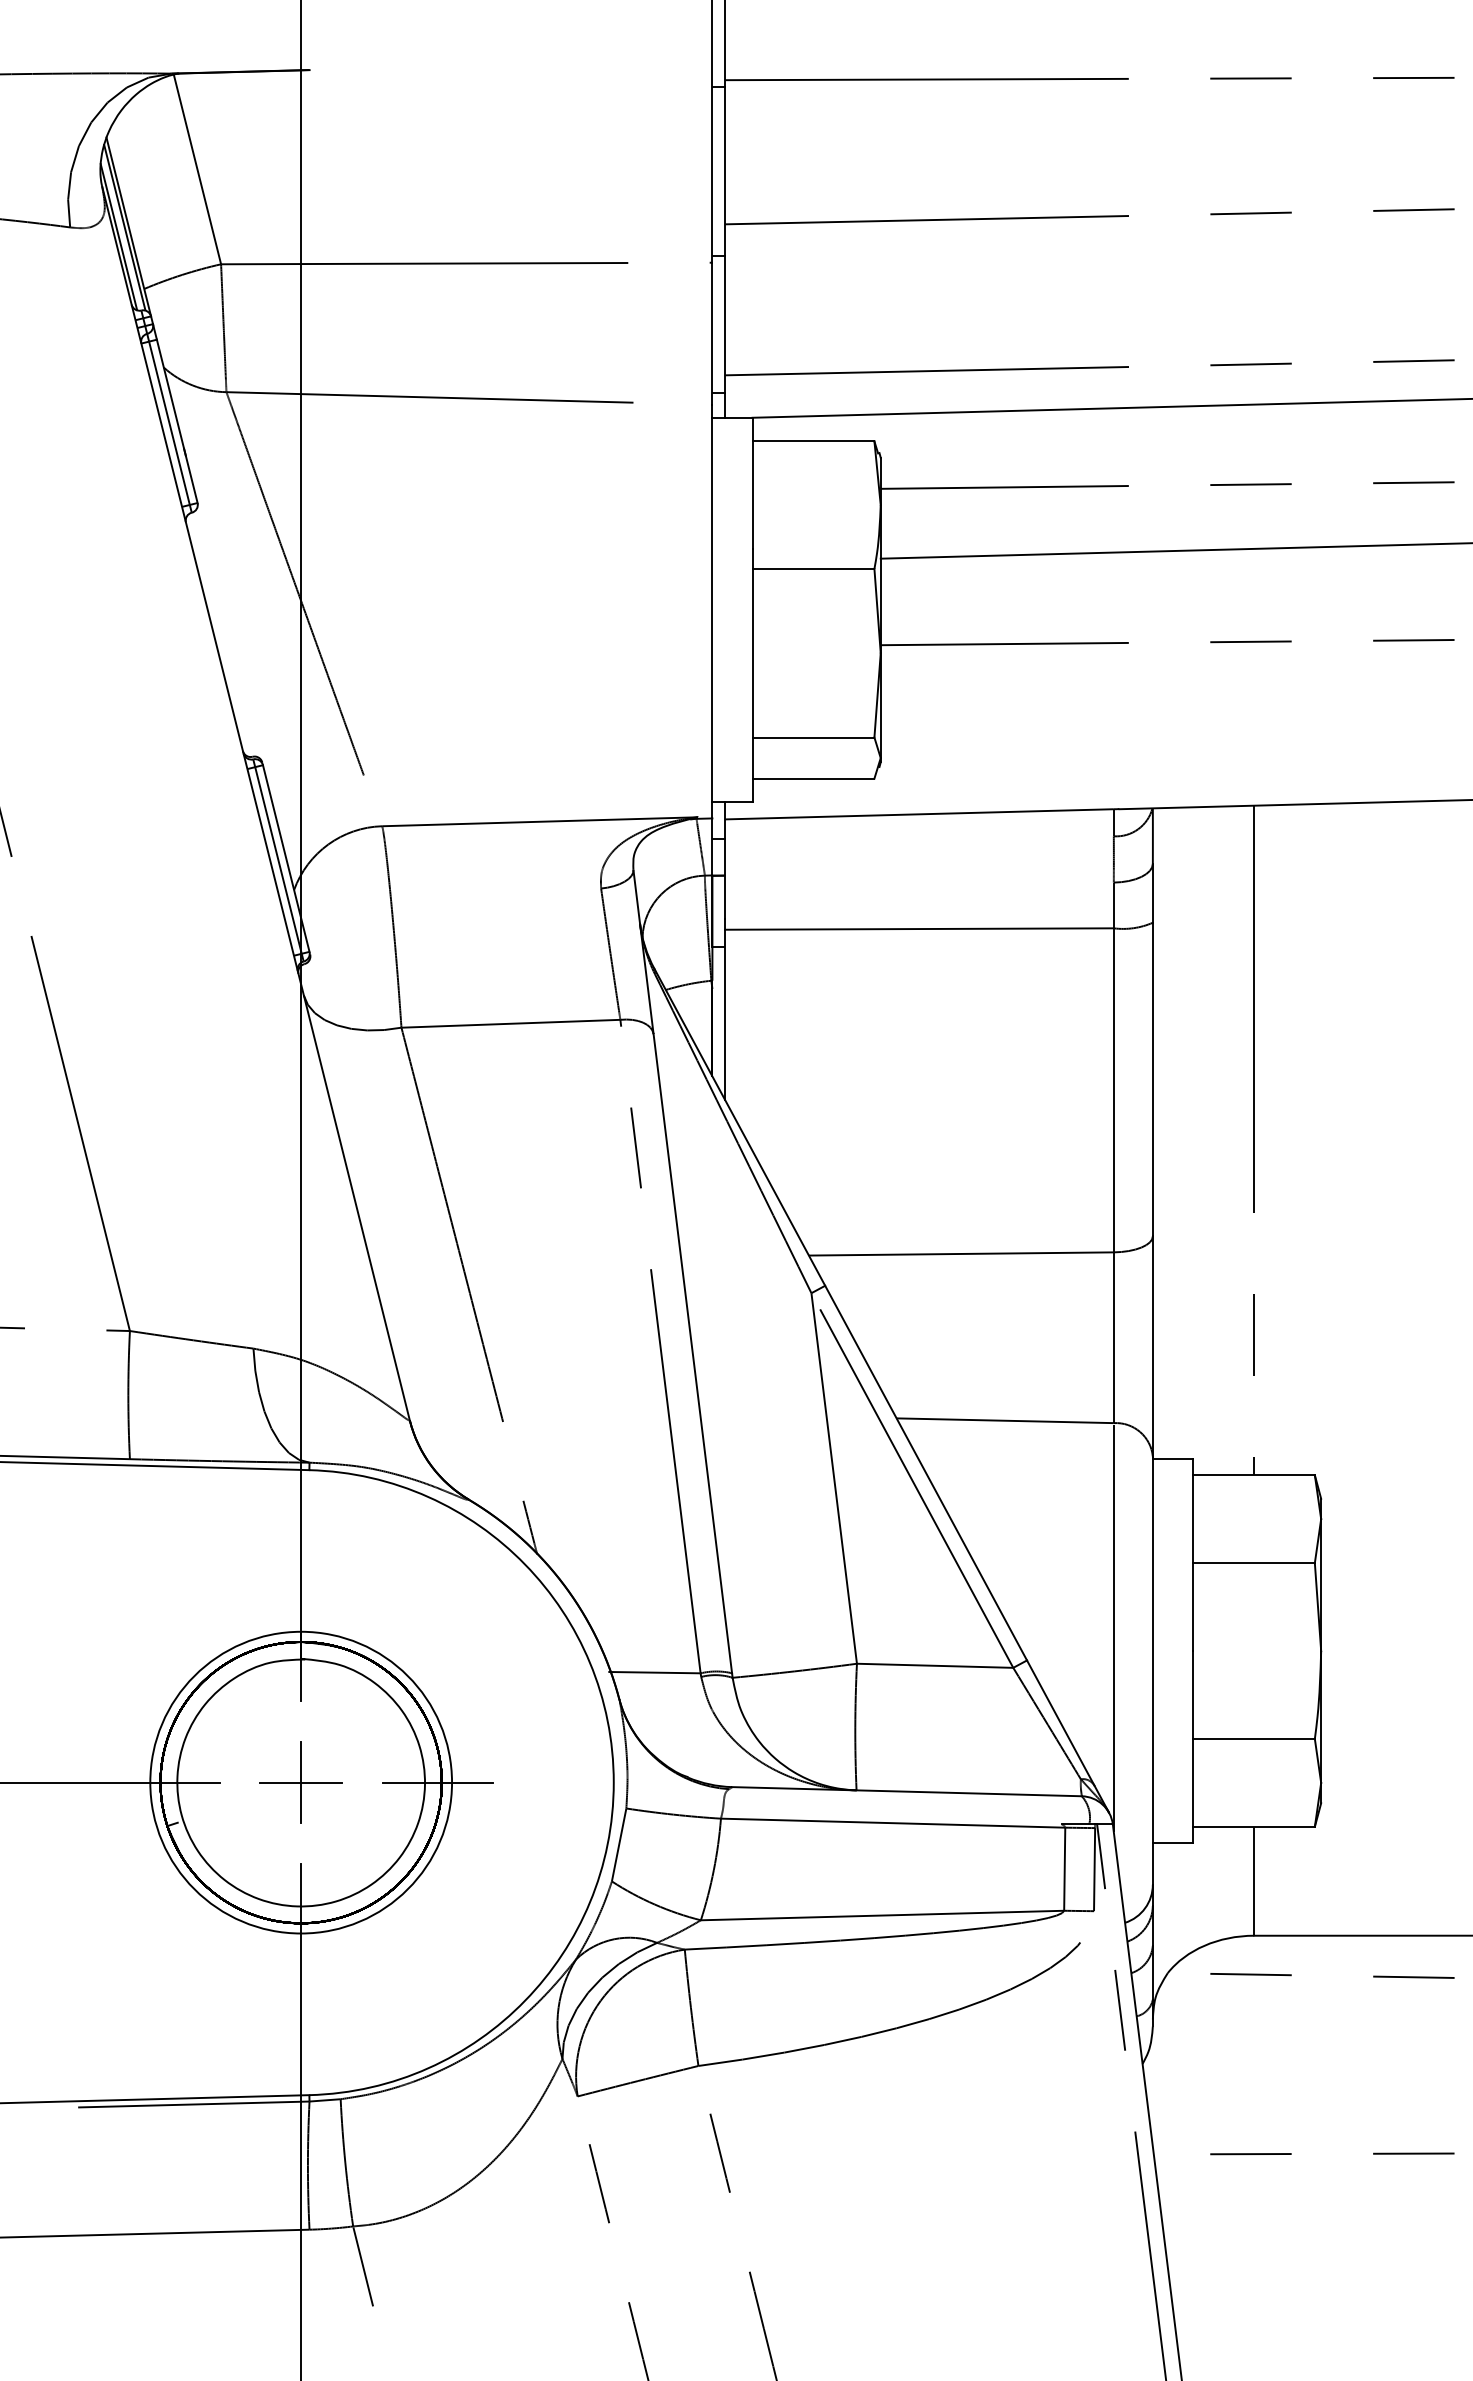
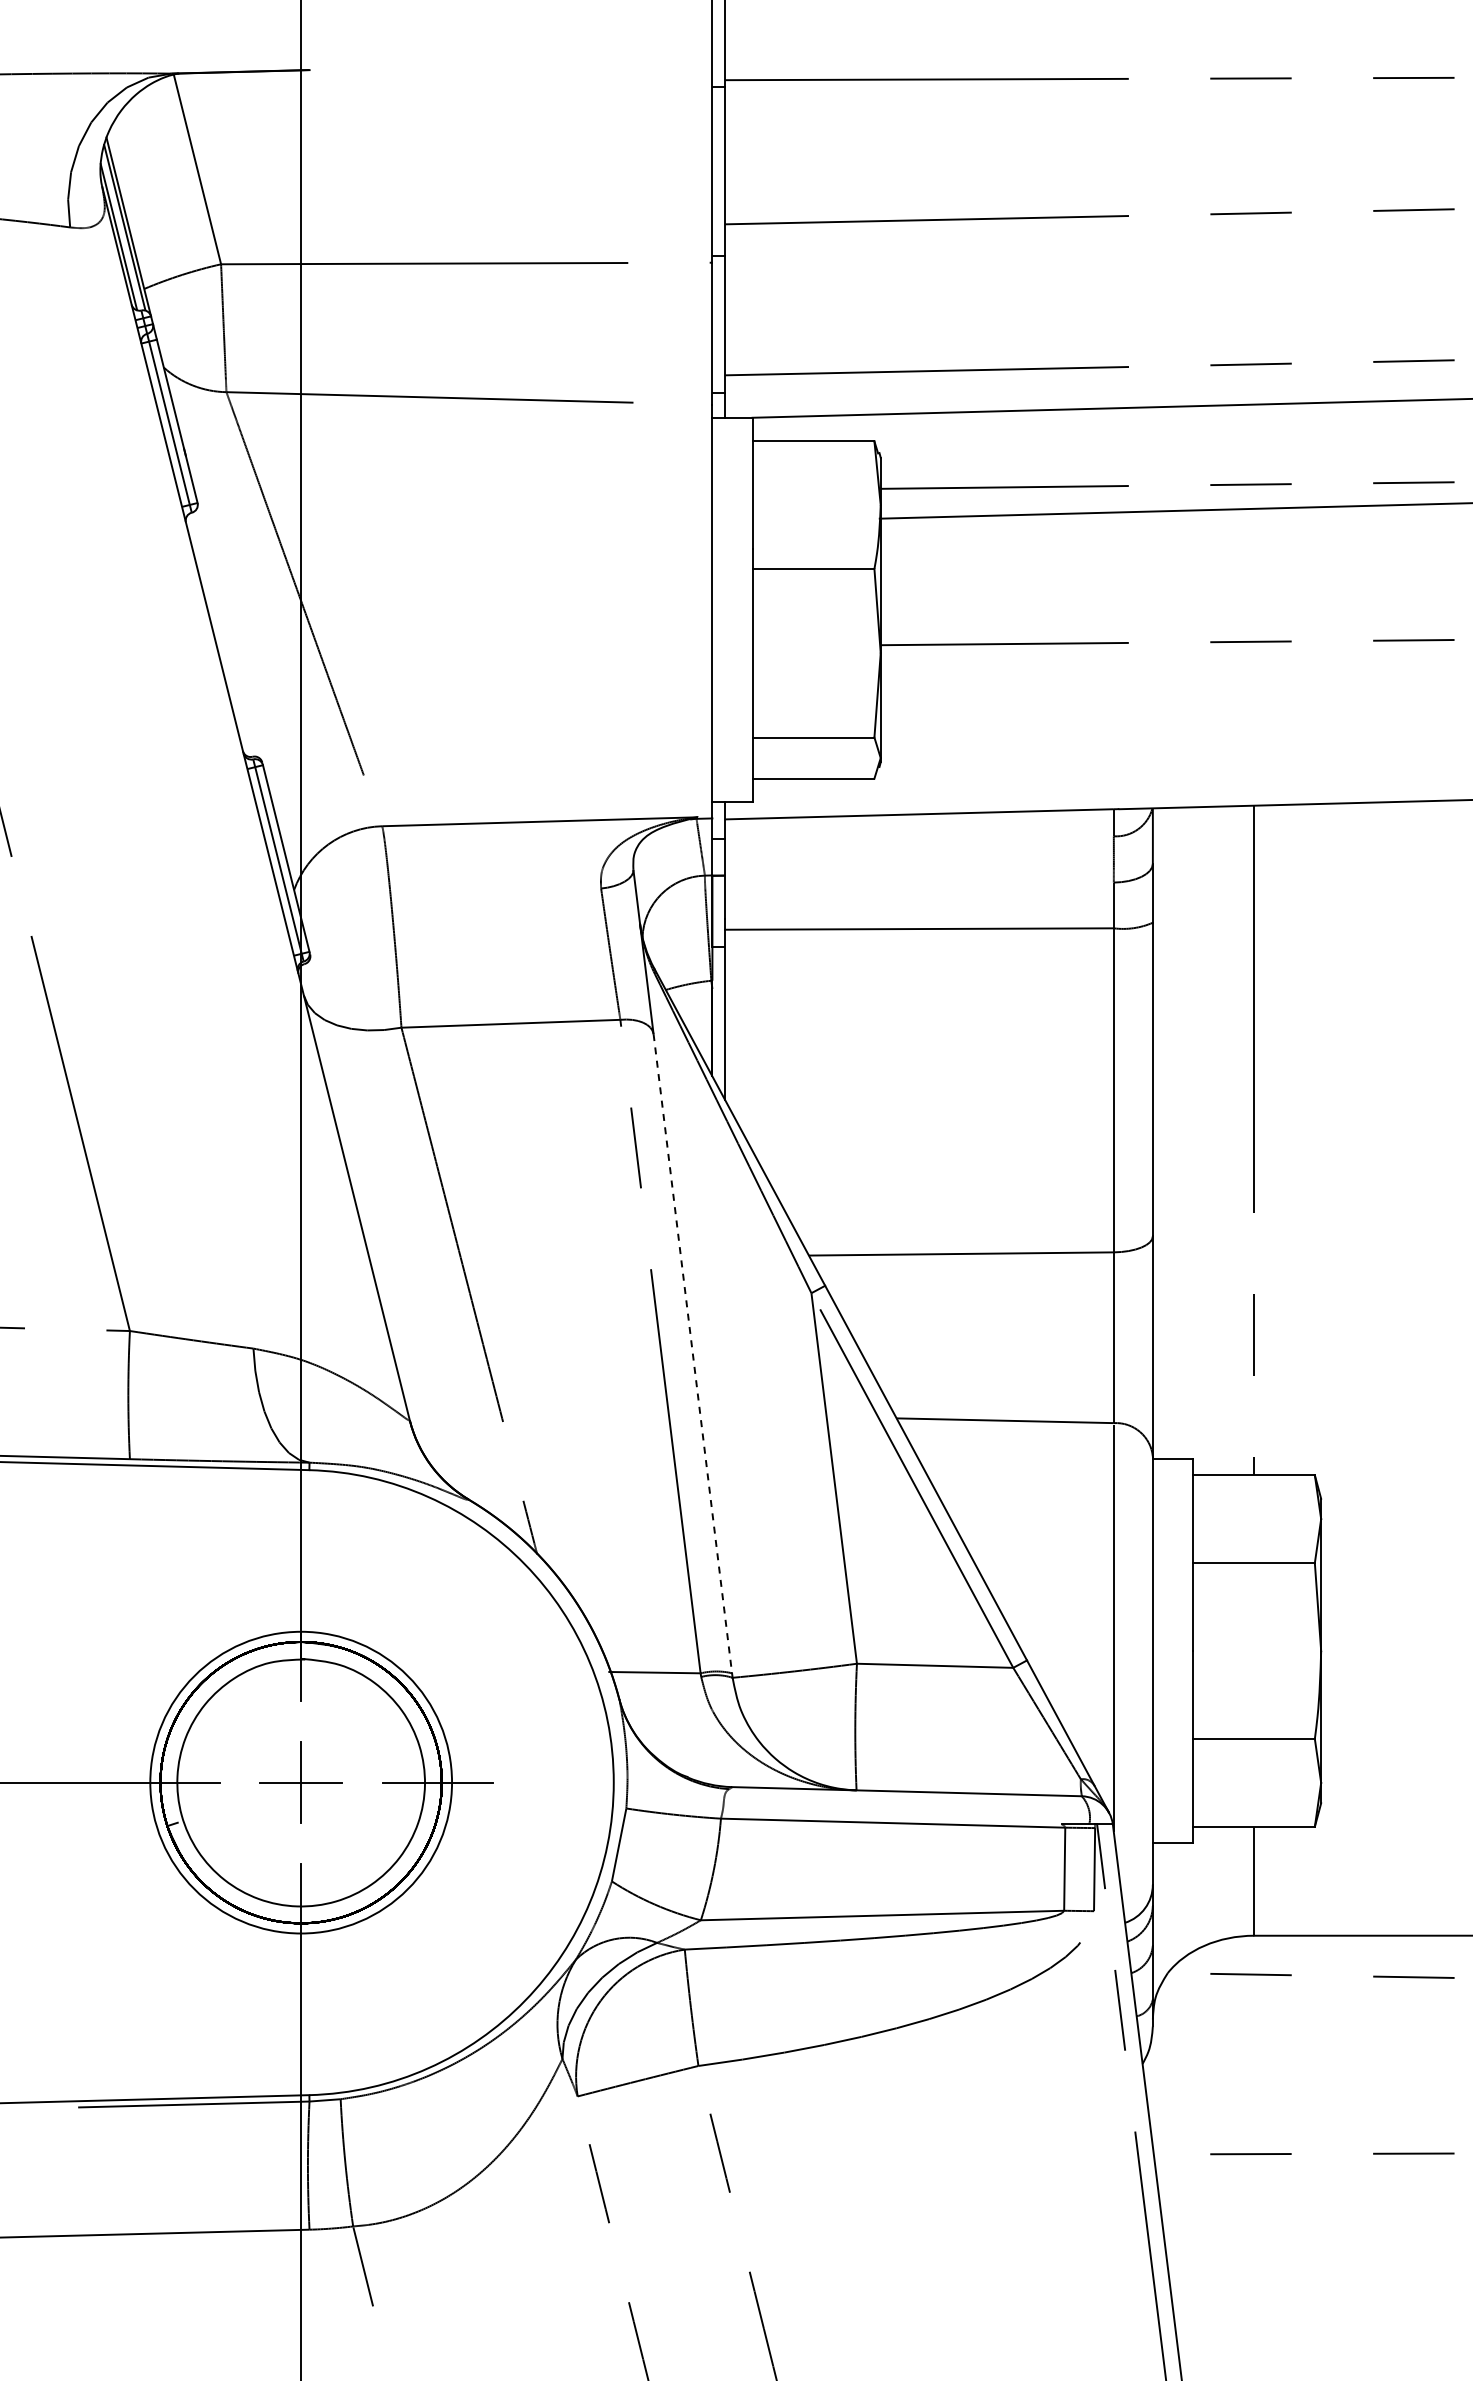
line position: (1174, 550) -> (1174, 510) (1174, 510)
line: solid -> dashed (692, 1353)
